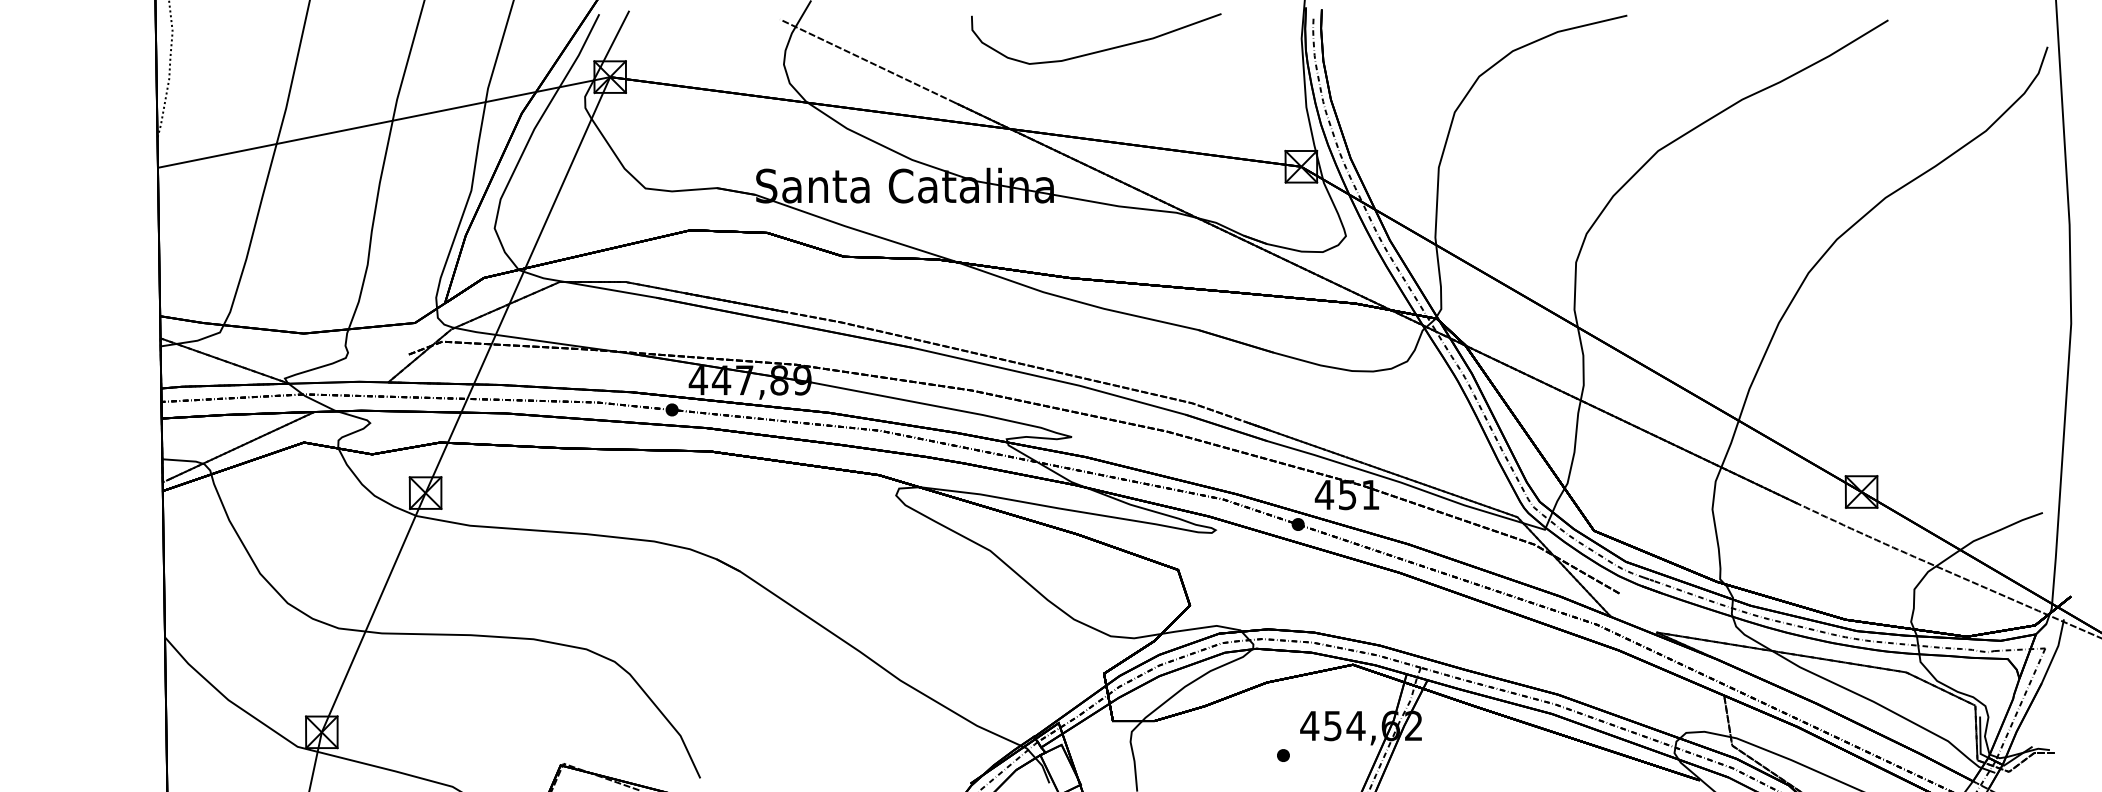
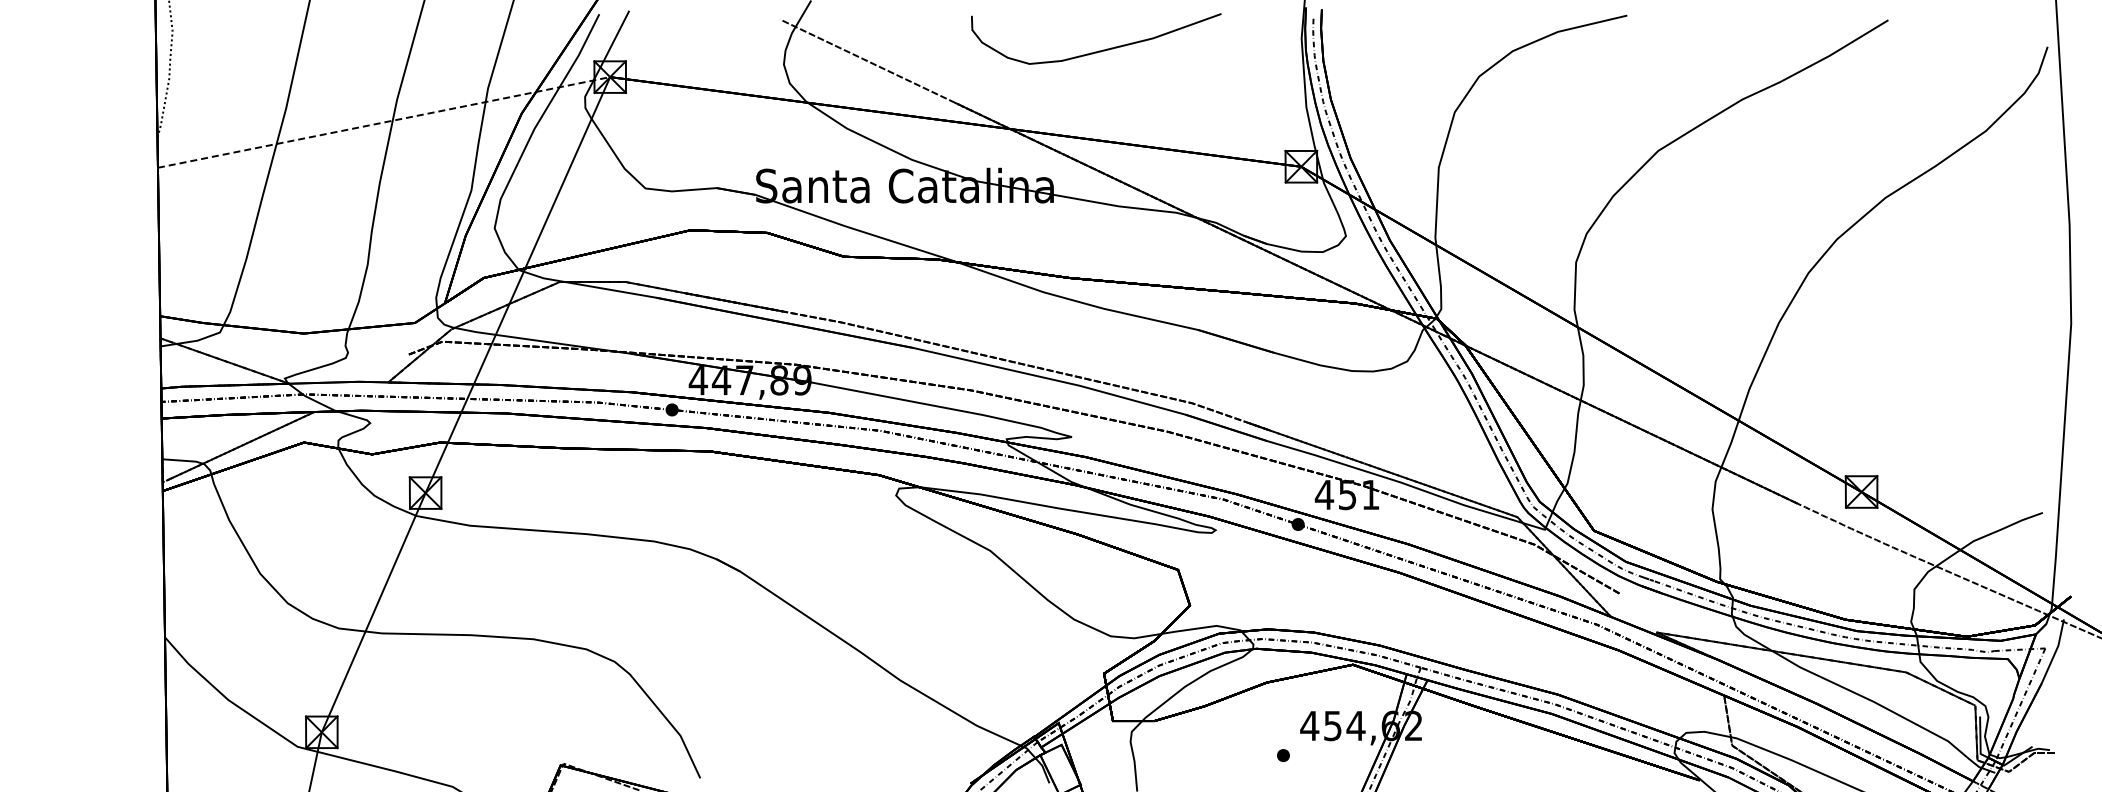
line: solid -> dashed (384, 122)
